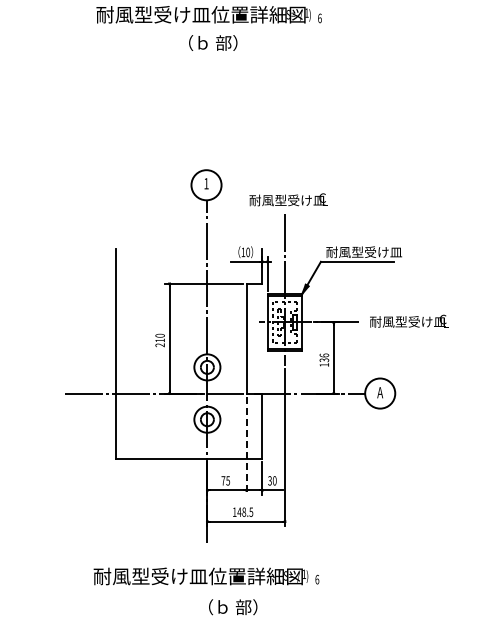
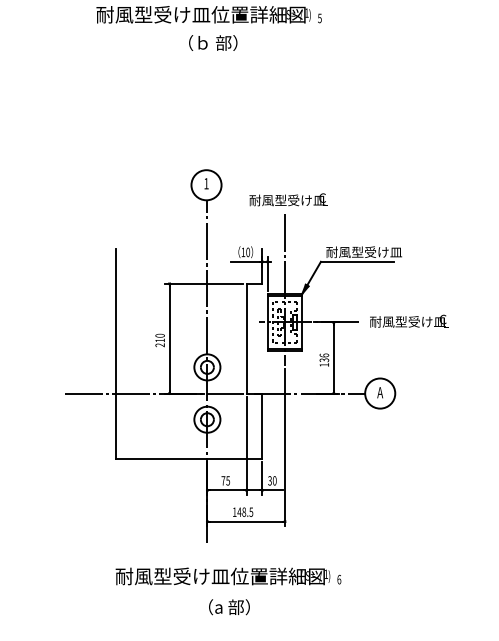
text: 6 -> 5 (319, 18)
line: dashed -> solid (246, 446)
text position: (206, 576) -> (228, 576) (228, 576)
text: （ｂ 部） -> （a 部） (236, 607)
